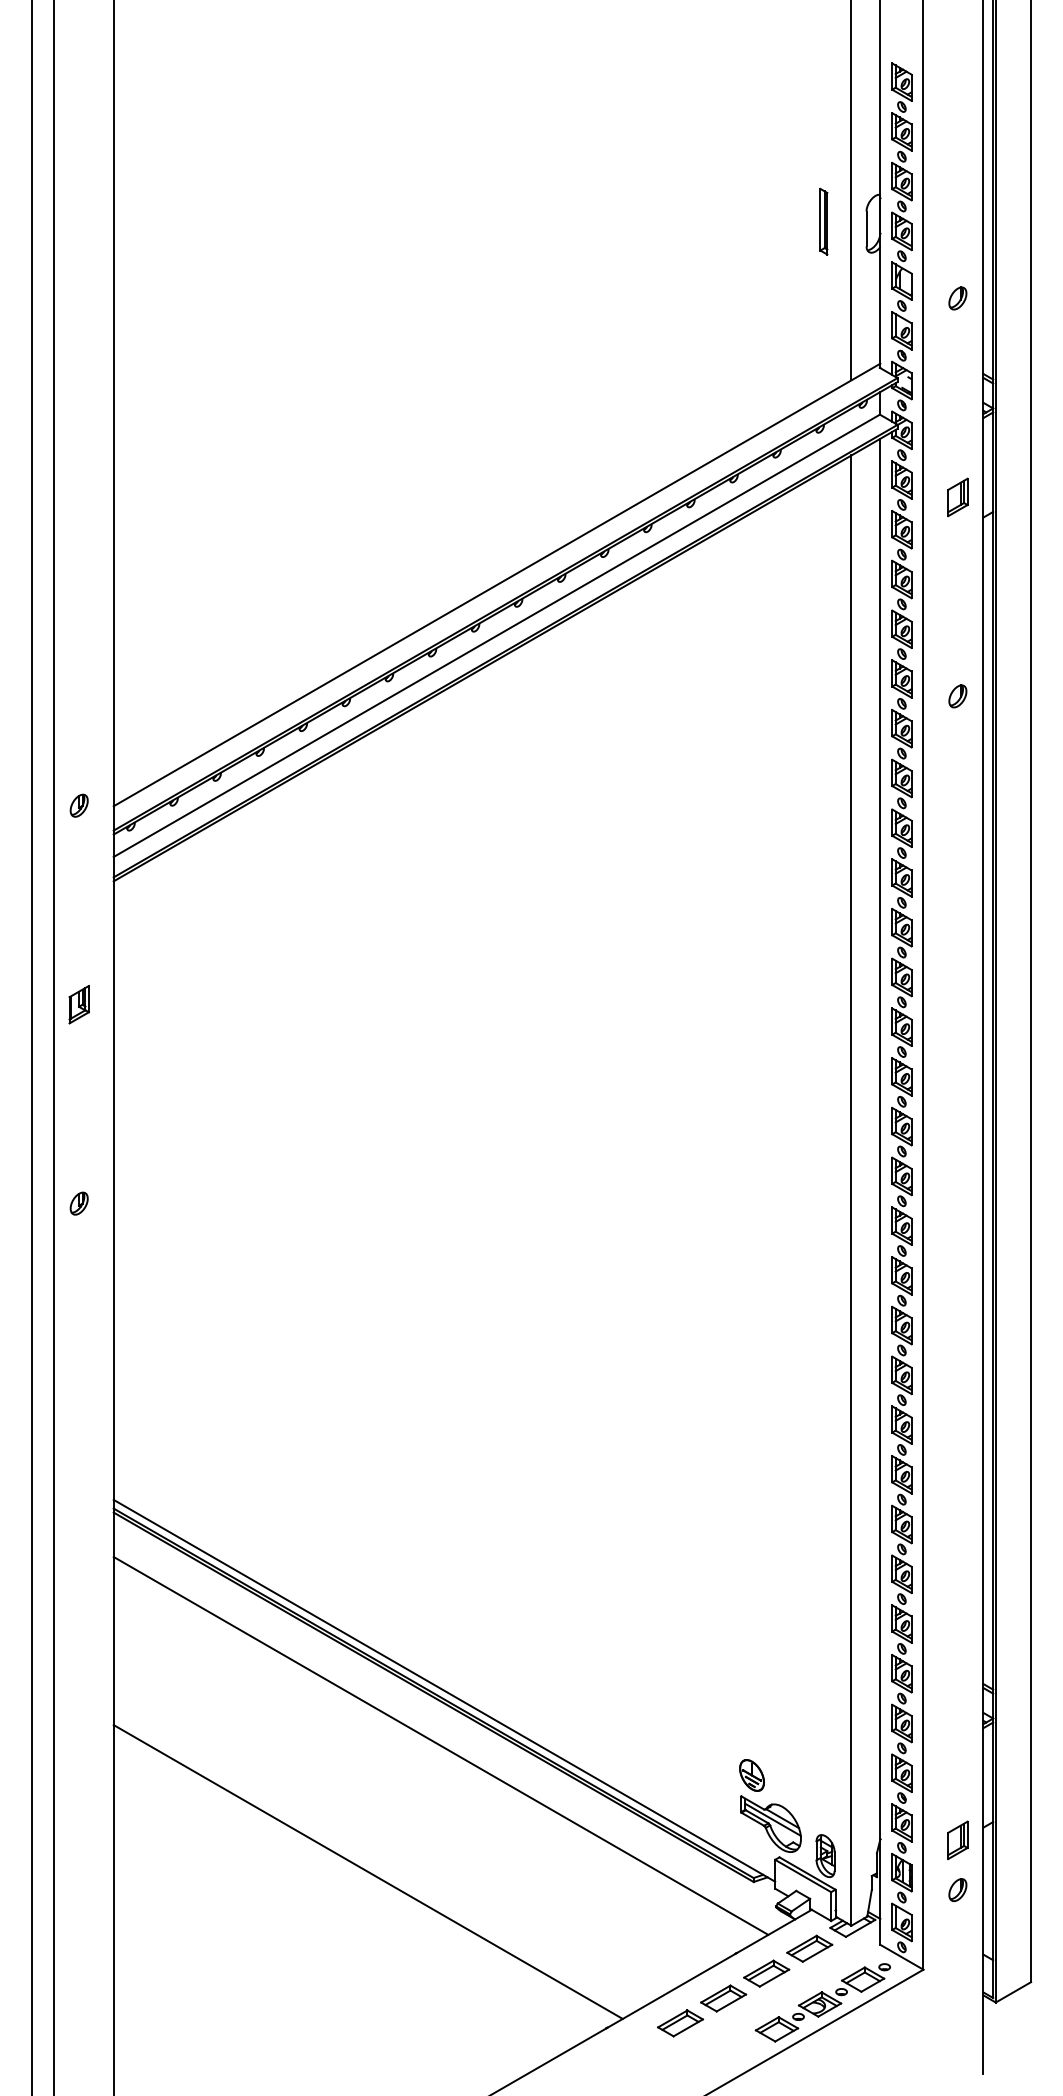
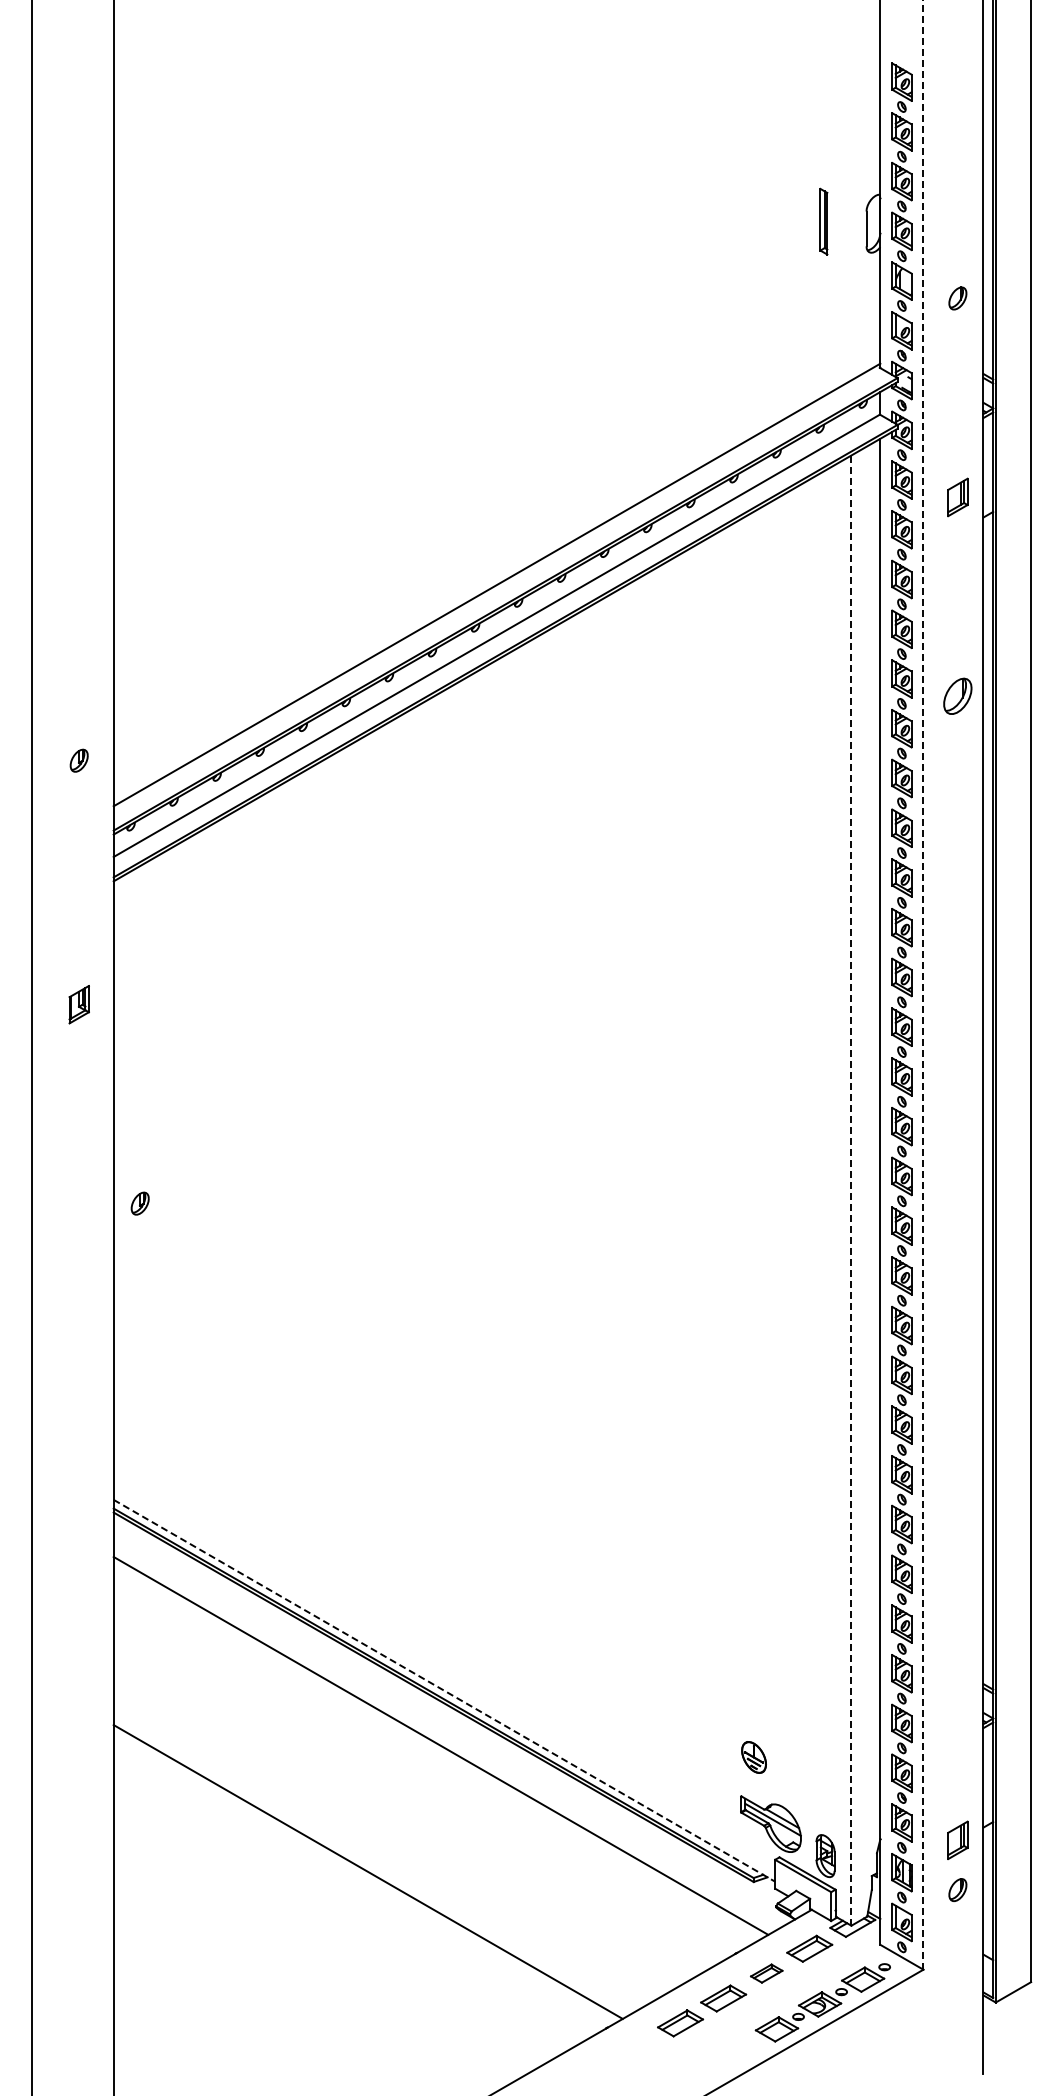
line: present -> none (851, 191)
part size: 20x25 px -> 30x38 px (957, 695)
part position: (78, 805) -> (78, 760) (78, 760)
line: solid -> dashed (923, 984)
line: present -> none (53, 1047)
line: solid -> dashed (851, 1190)
part position: (78, 1203) -> (139, 1203) (139, 1203)
line: solid -> dashed (444, 1690)
part position: (751, 1775) -> (753, 1757) (753, 1757)
part size: 48x29 px -> 34x21 px (766, 1973)
